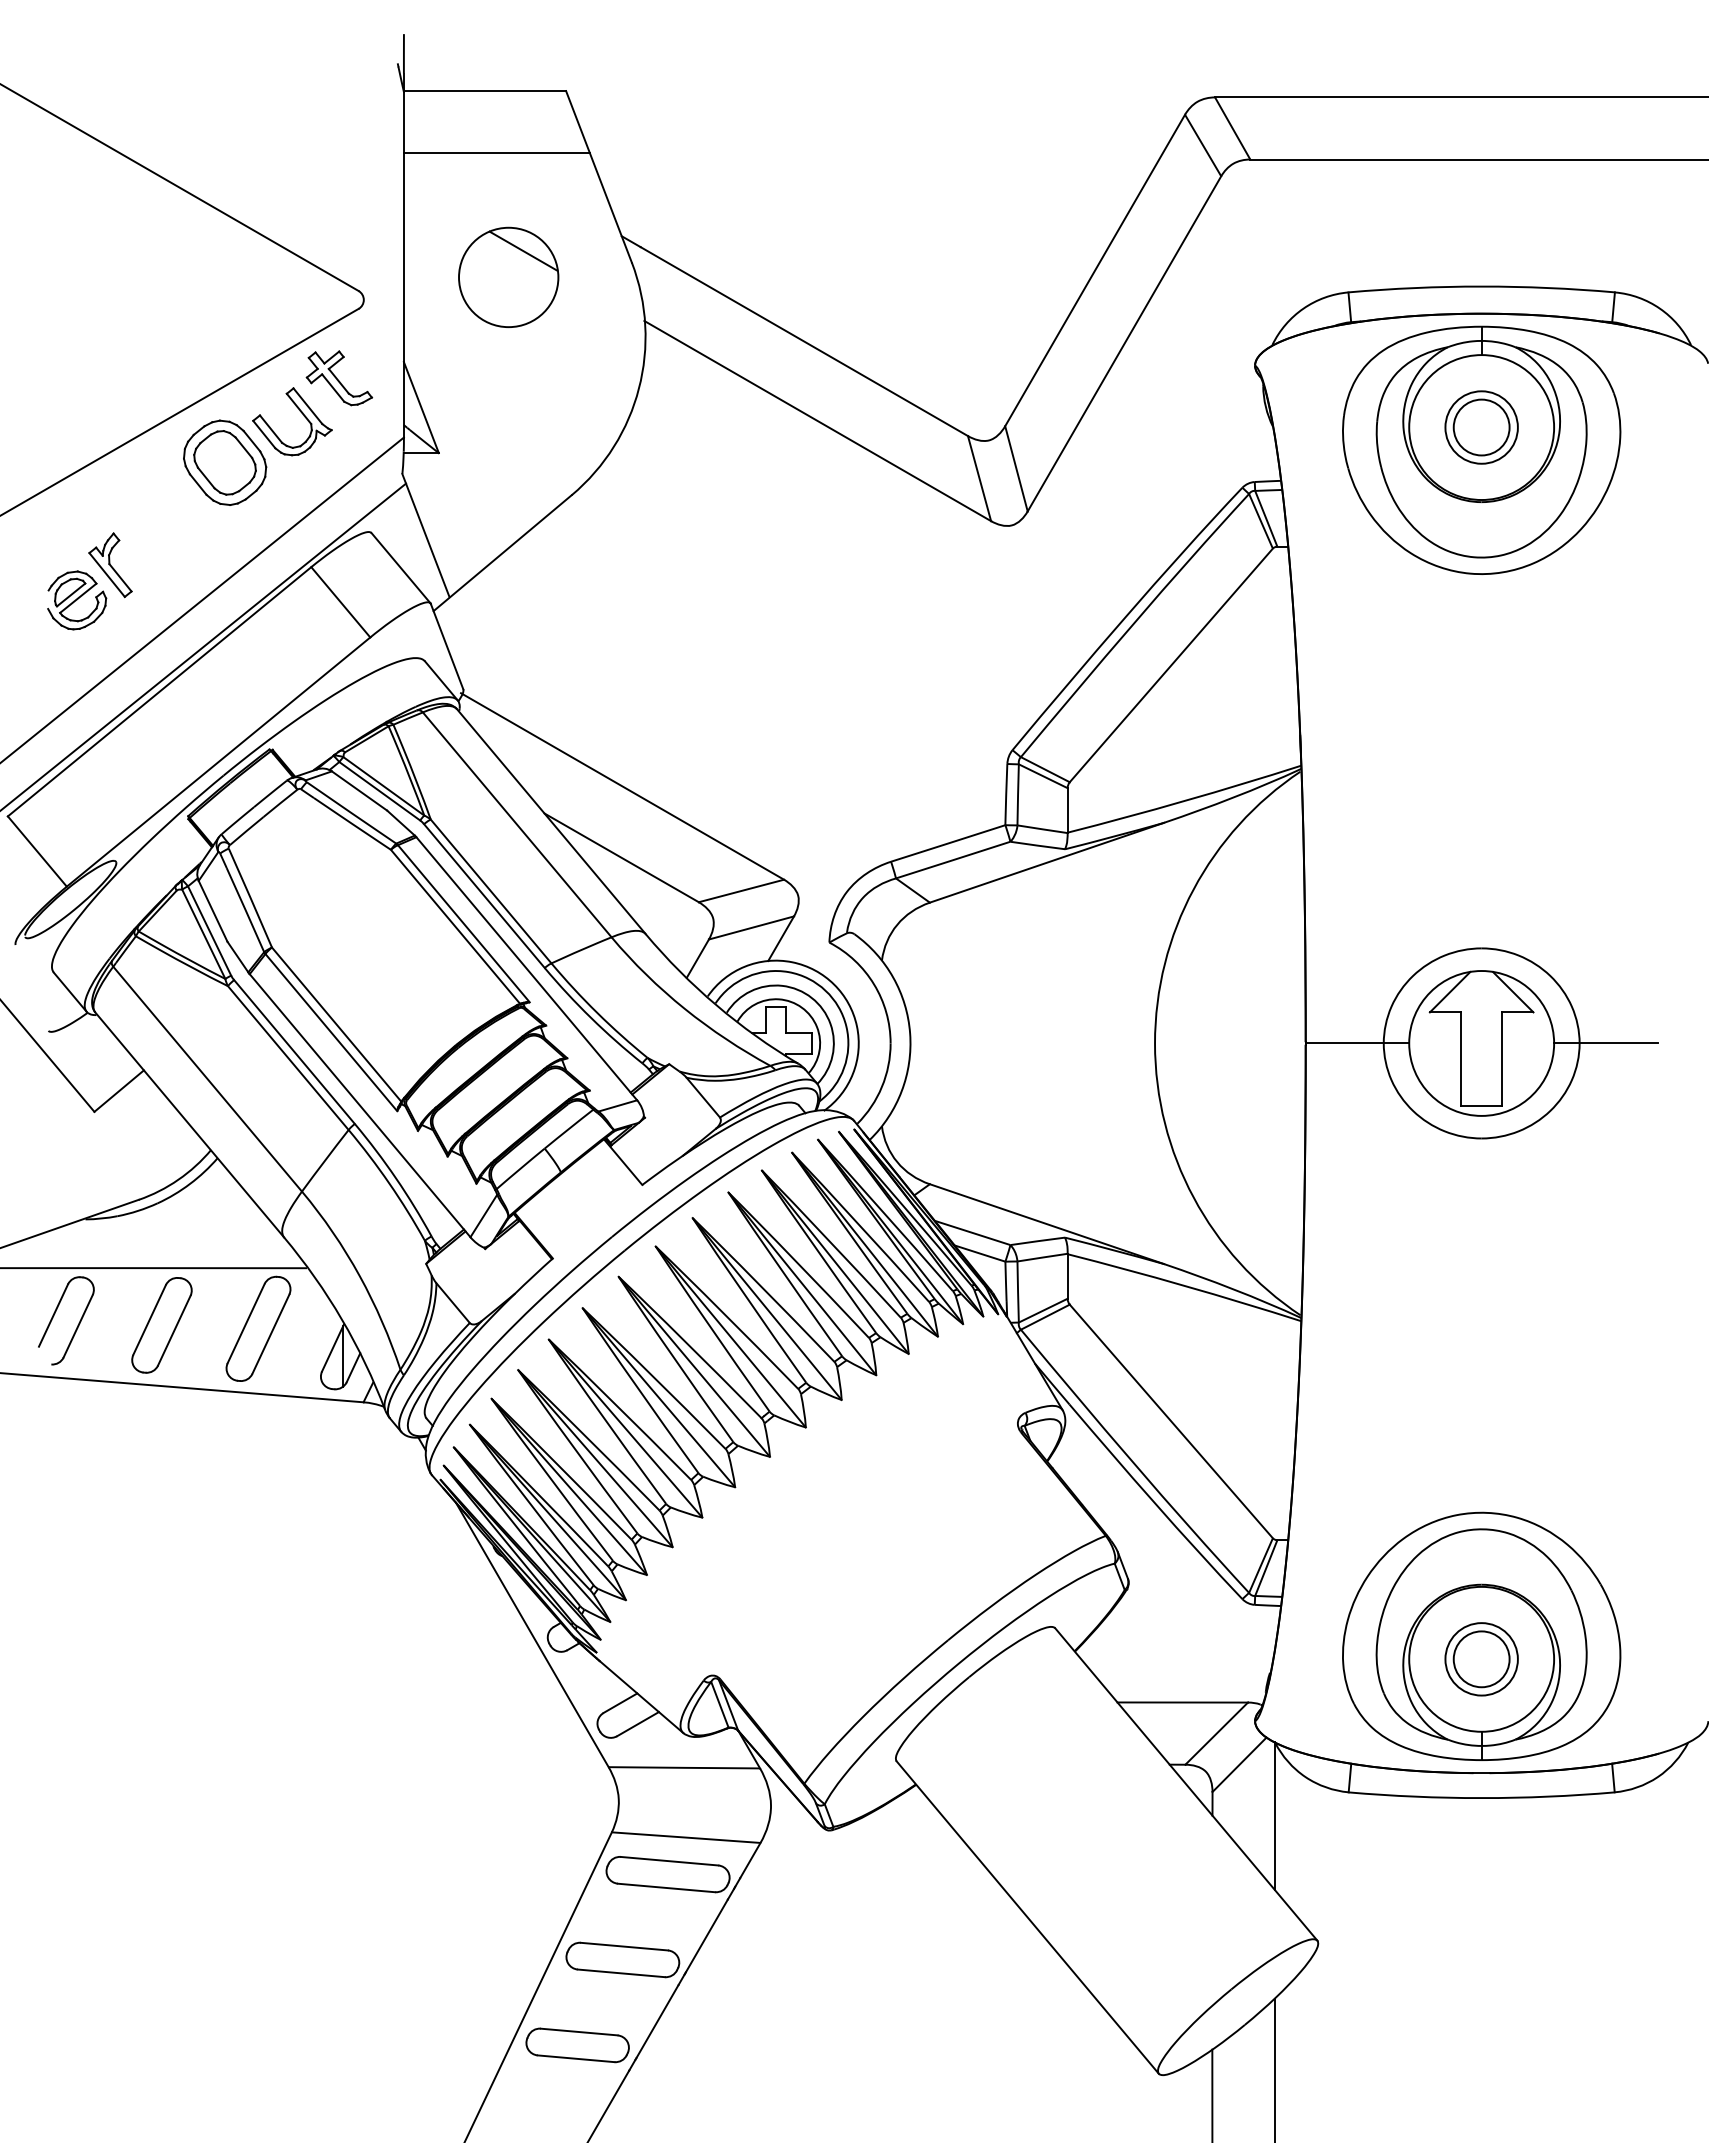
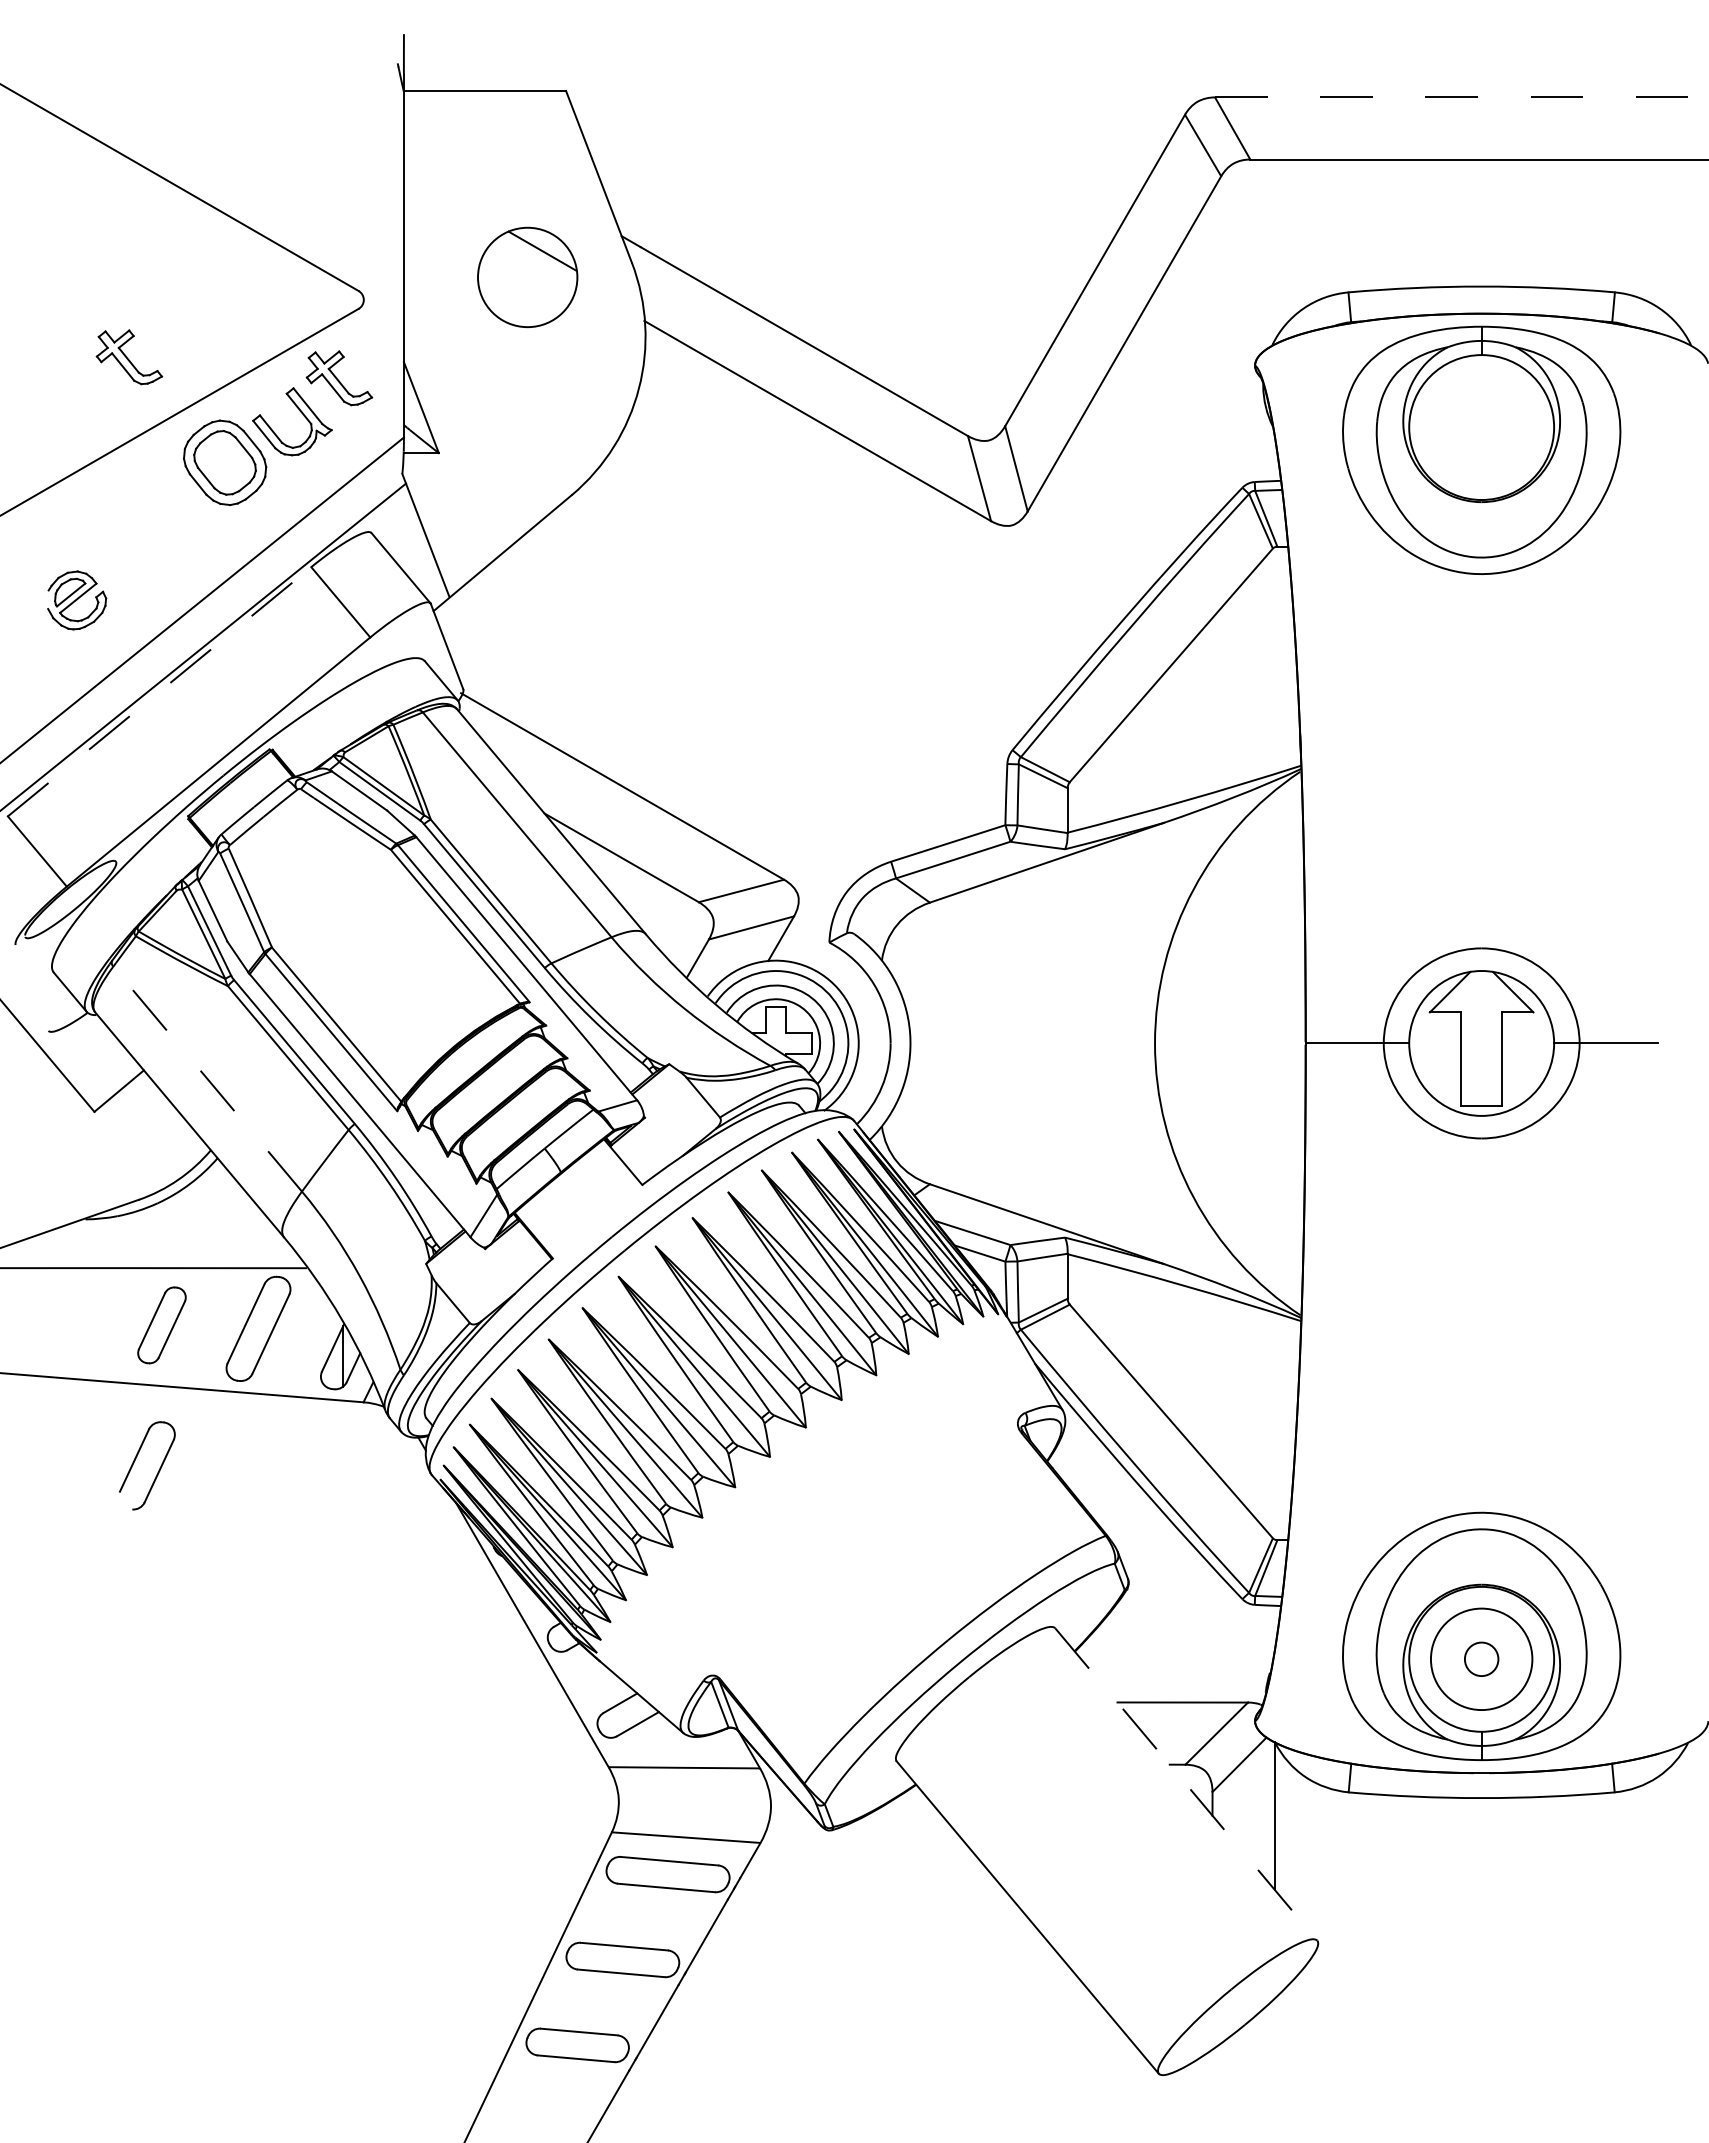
line: solid -> dashed (1461, 97)
line: present -> none (496, 153)
part position: (508, 276) -> (527, 276) (527, 276)
part: none -> present (129, 357)
part: present -> none (1481, 427)
part: present -> none (110, 565)
line: solid -> dashed (159, 691)
line: solid -> dashed (207, 1079)
part position: (77, 1325) -> (158, 1470) (158, 1470)
part size: 62x97 px -> 50x79 px (161, 1325)
circle diameter: 56 px -> 34 px (1481, 1659)
circle diameter: 72 px -> 101 px (1481, 1659)
line: solid -> dashed (1186, 1784)
line: present -> none (1274, 2068)
line: present -> none (1212, 2094)
